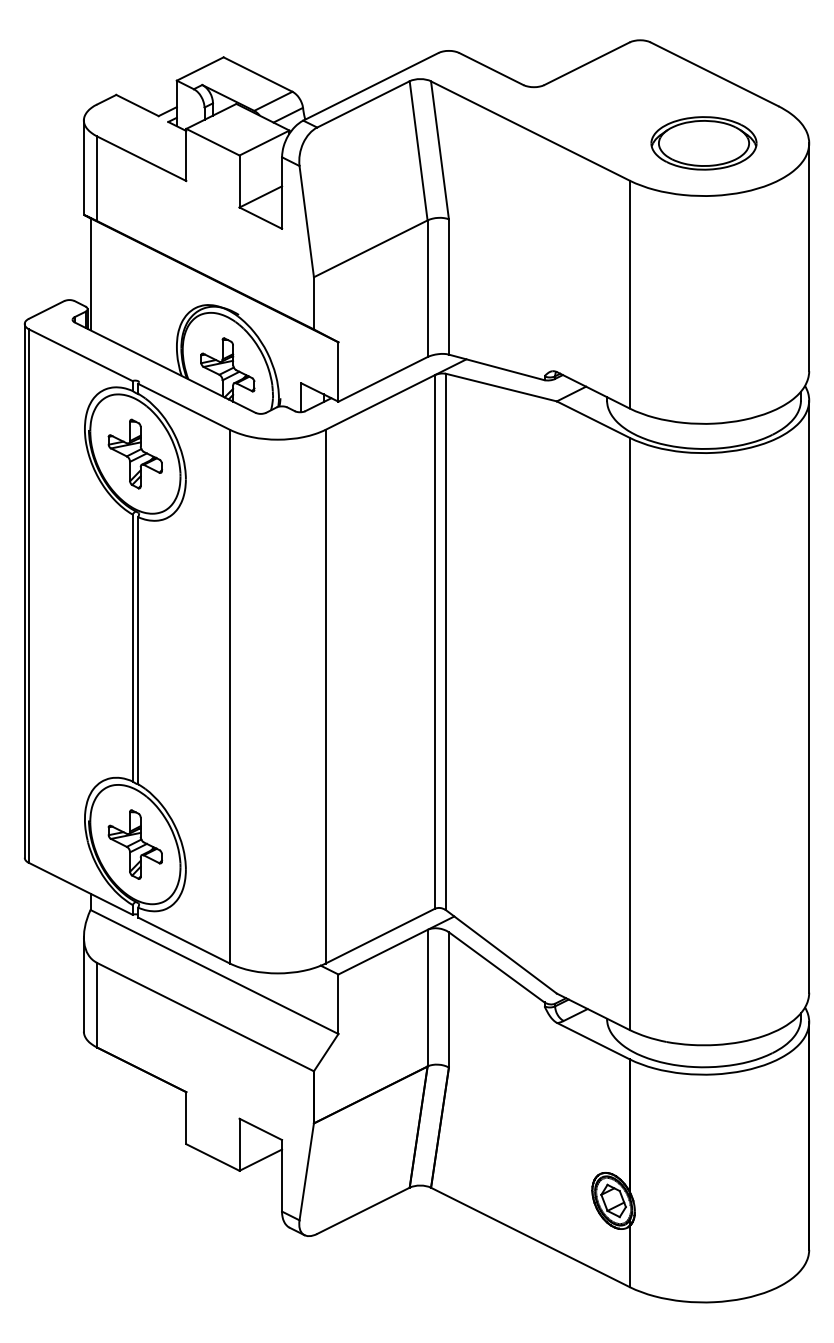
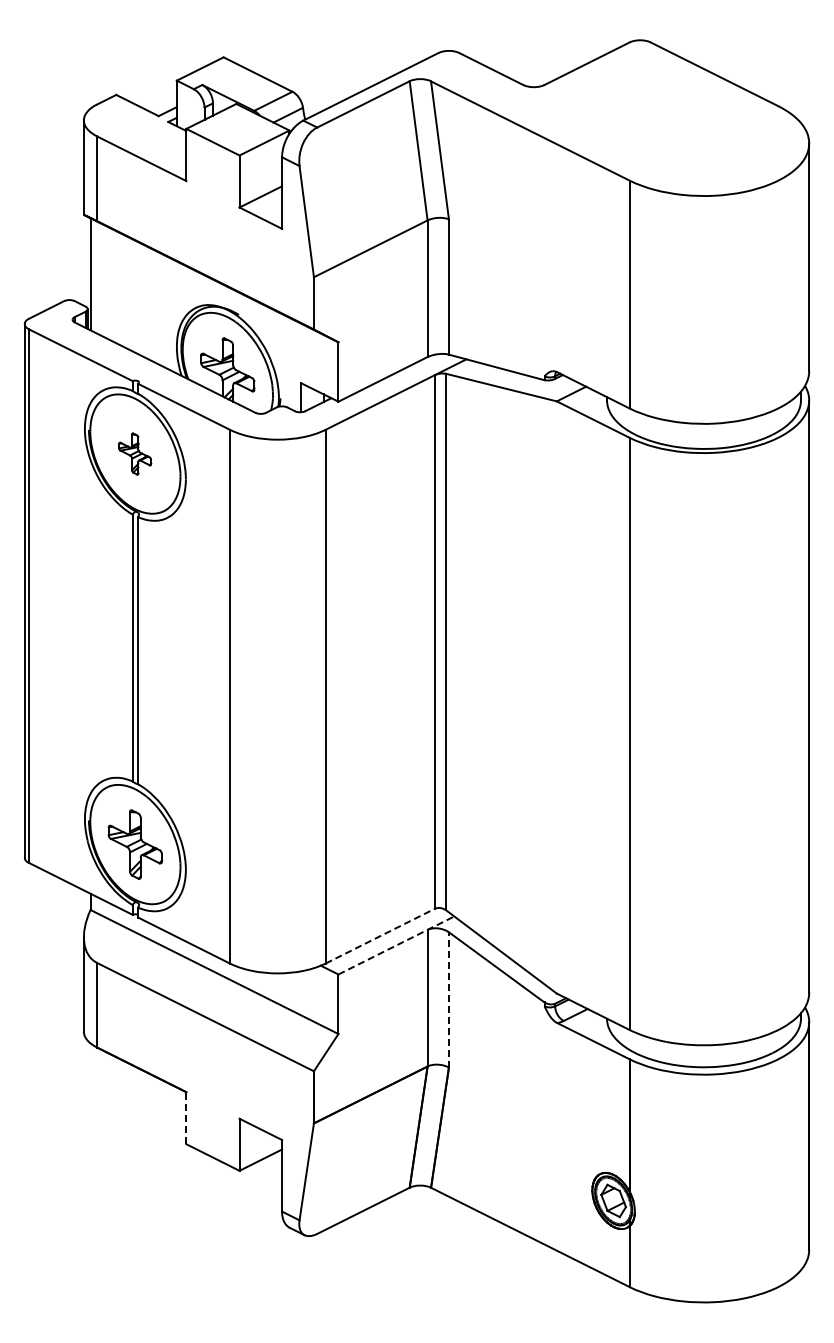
part: present -> none (703, 143)
part size: 56x72 px -> 35x44 px (135, 453)
line: solid -> dashed (380, 935)
line: solid -> dashed (396, 945)
line: solid -> dashed (448, 999)
line: solid -> dashed (186, 1117)
